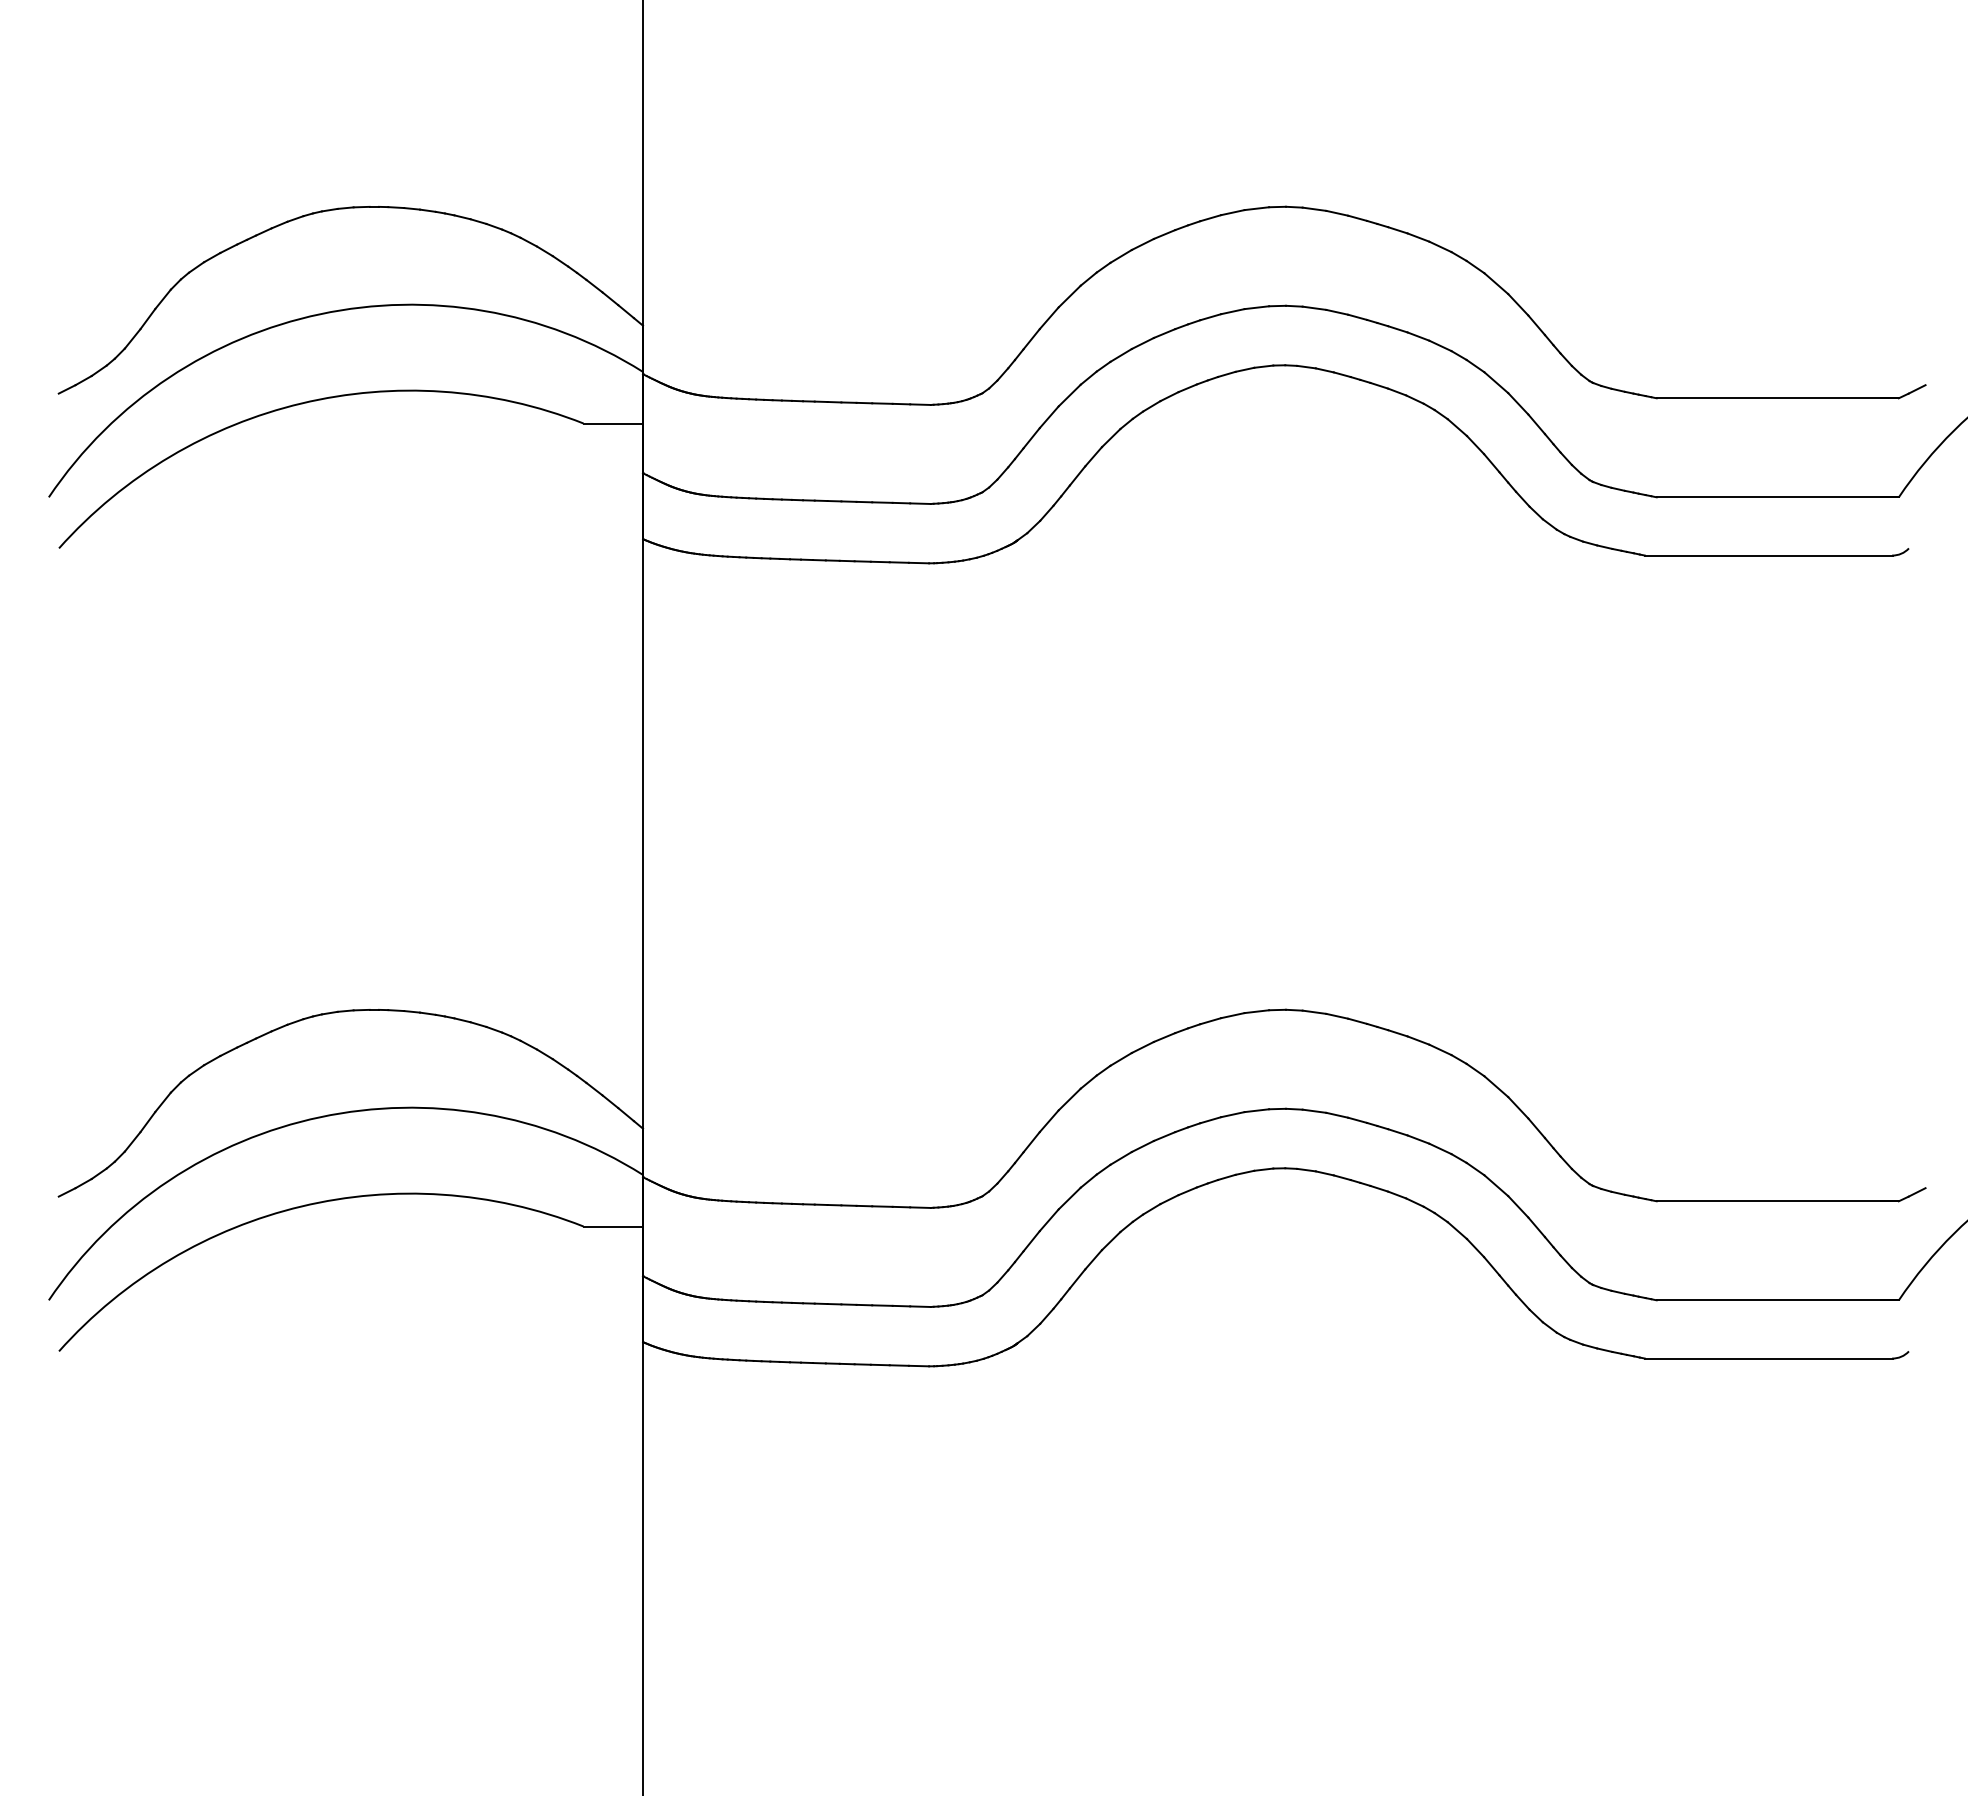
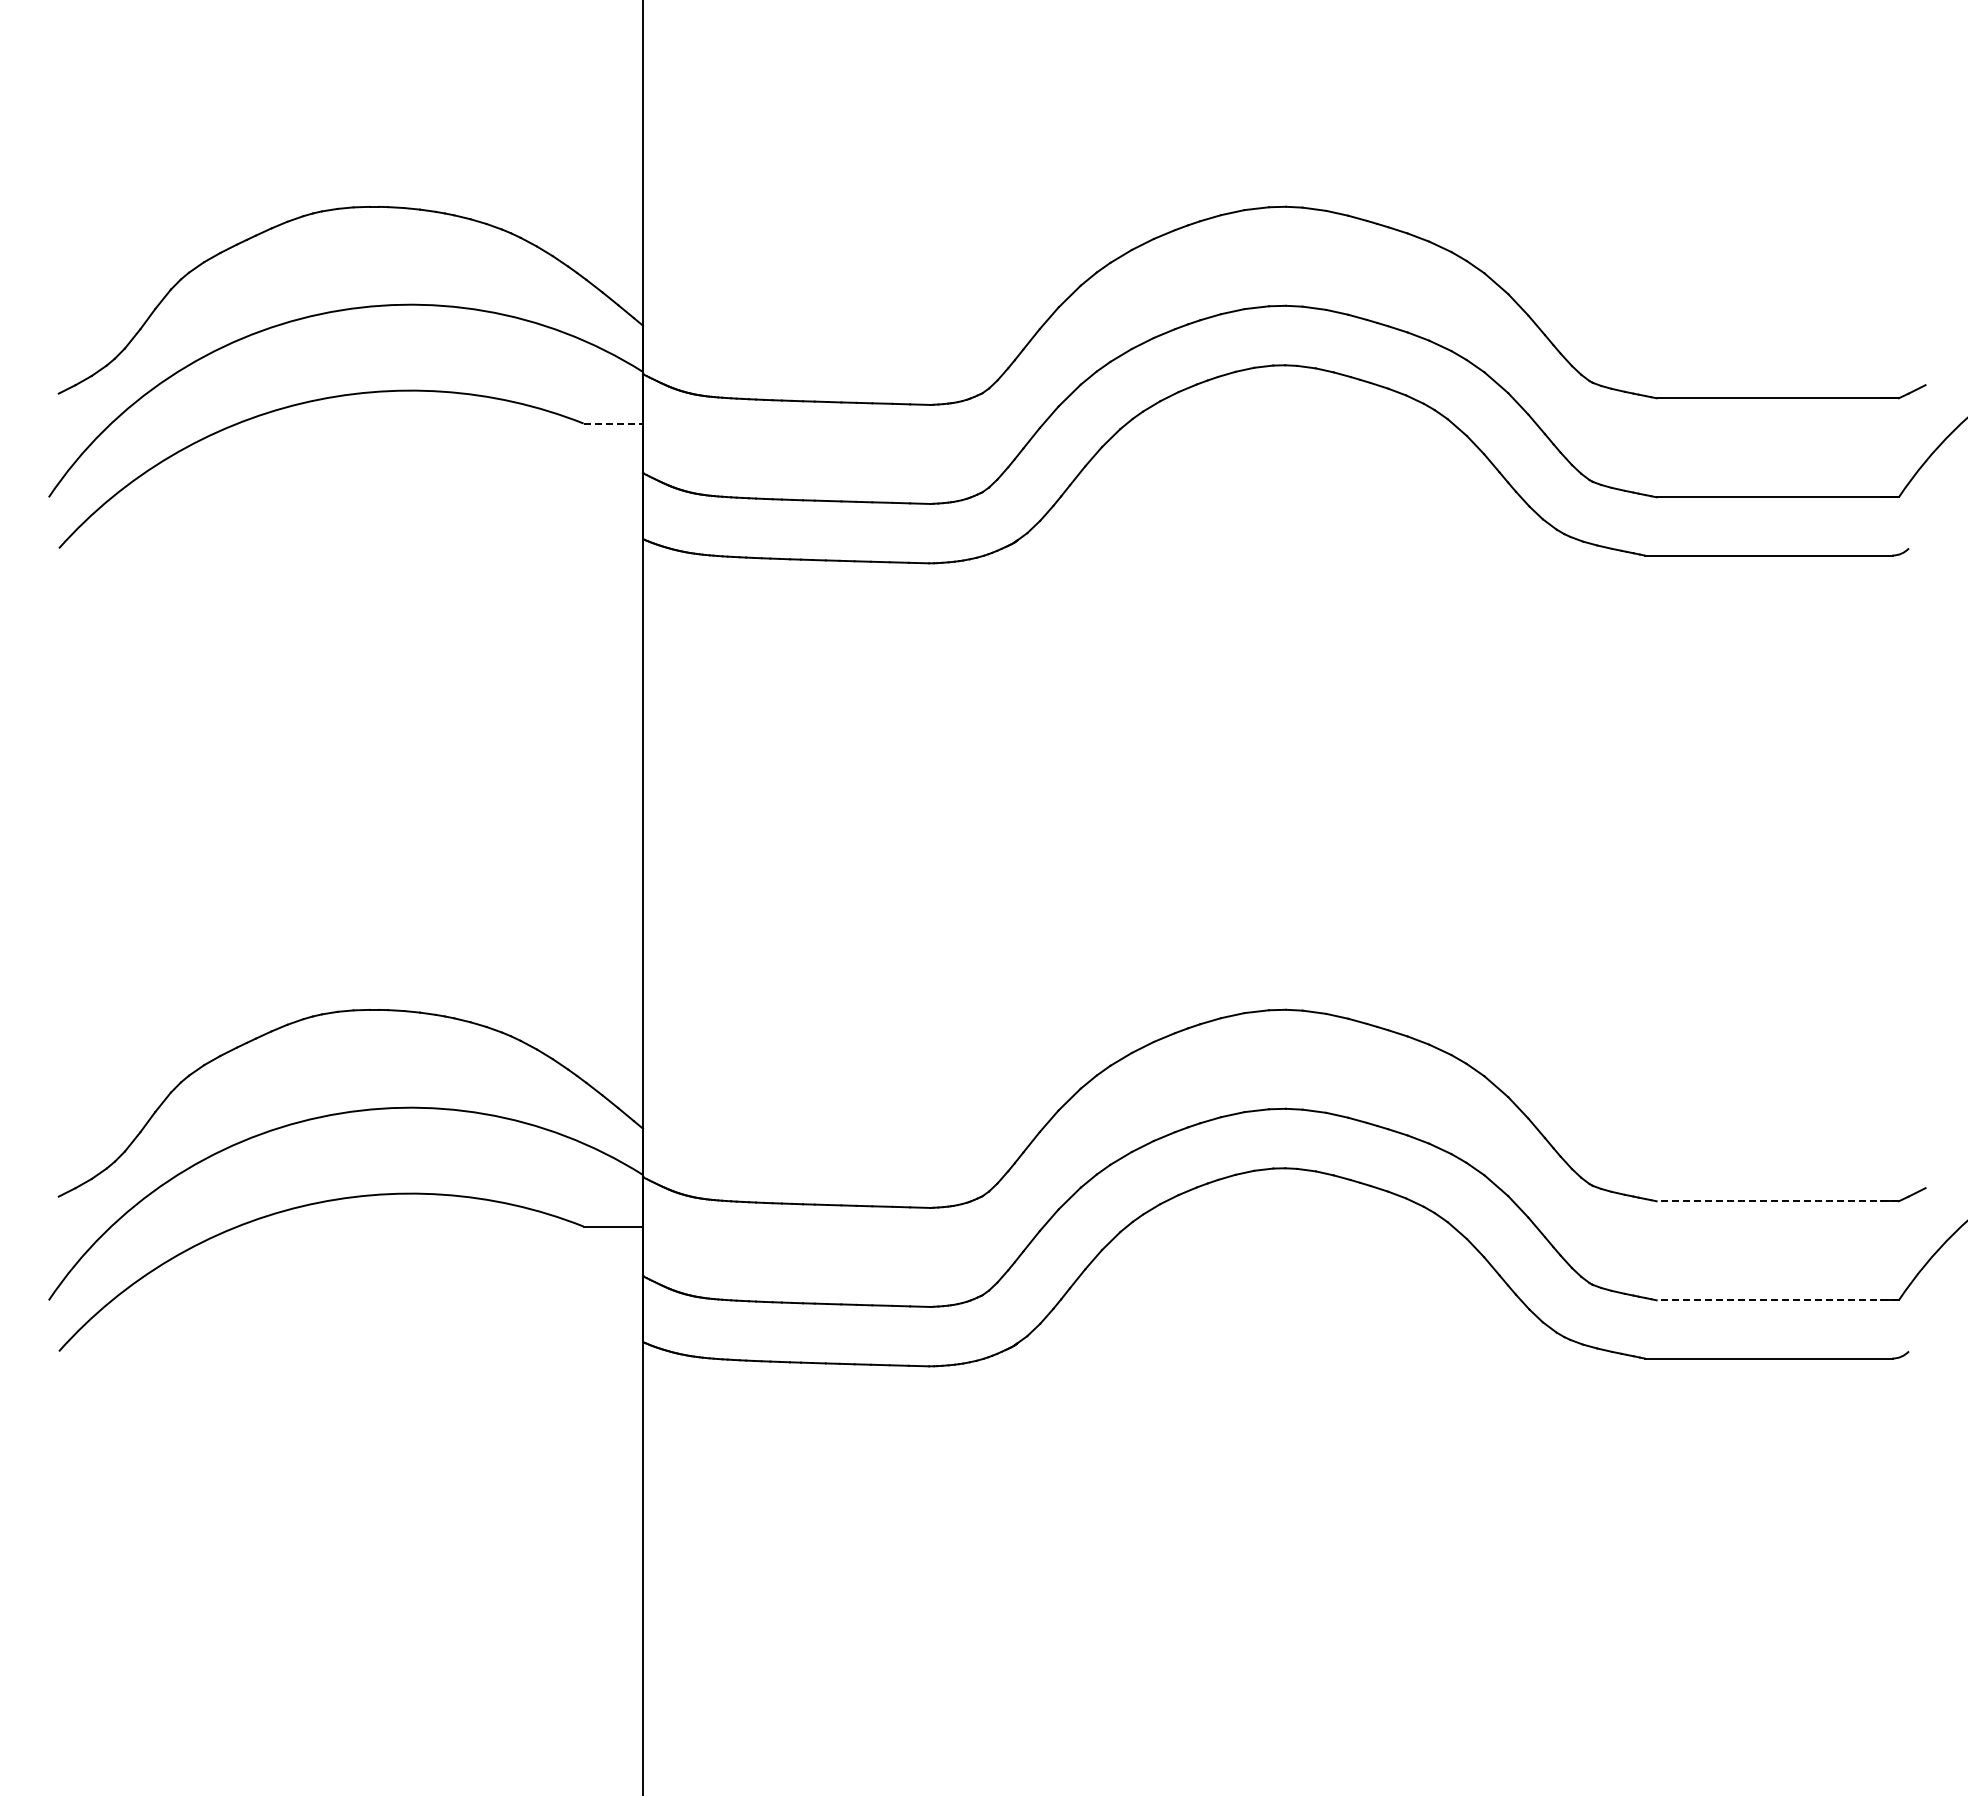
line: solid -> dashed (613, 423)
line: solid -> dashed (1777, 1201)
line: solid -> dashed (1777, 1300)
